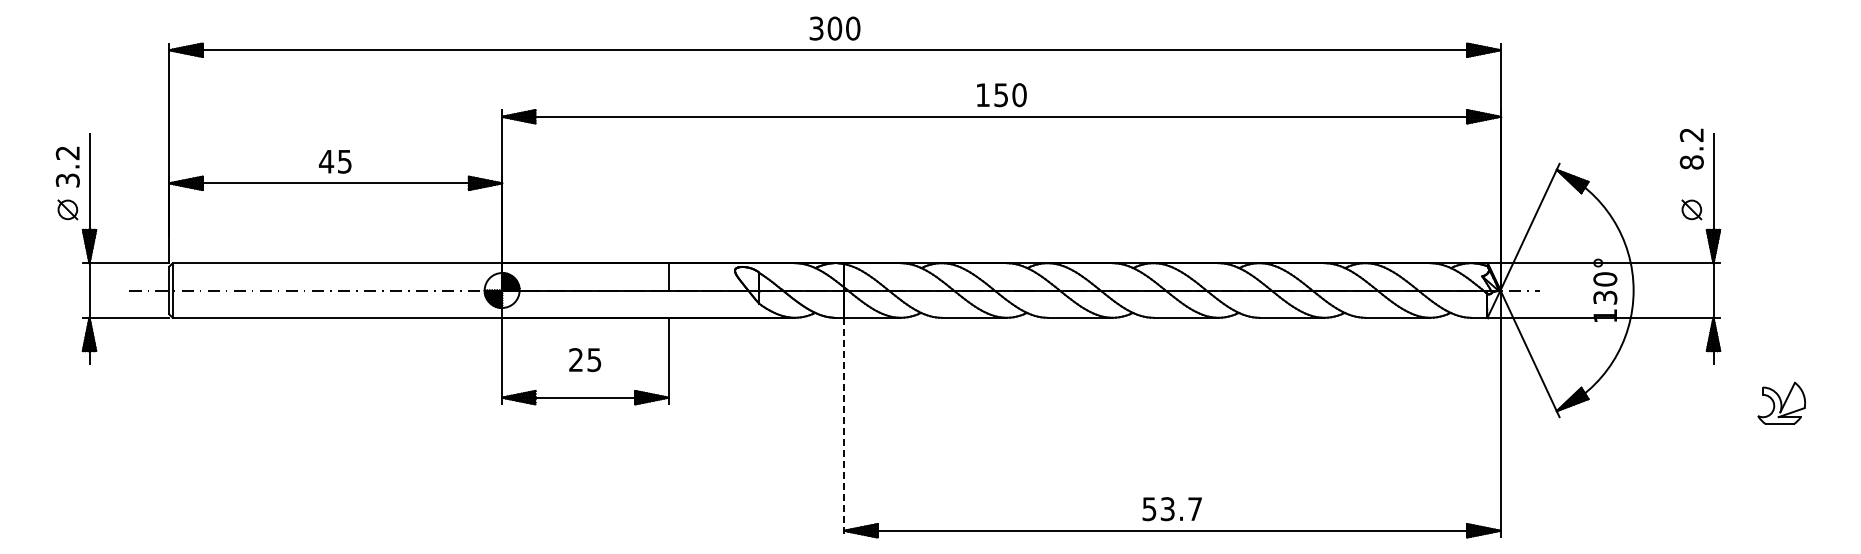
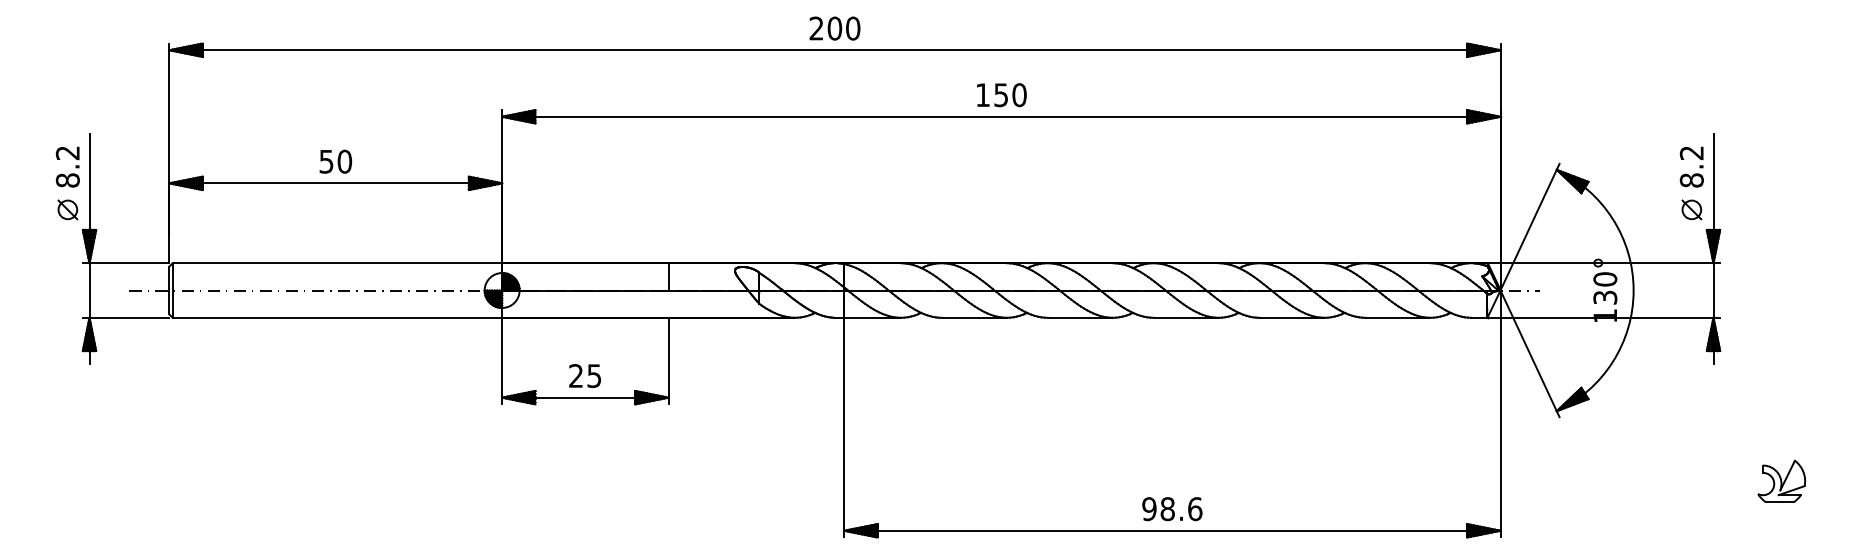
text: 300 -> 200 (816, 28)
text position: (1691, 148) -> (1691, 166) (1691, 166)
text: 45 -> 50 (335, 161)
text: 3.2 -> 8.2 (67, 180)
text position: (585, 359) -> (585, 375) (585, 375)
part position: (1781, 402) -> (1781, 480) (1781, 480)
line: dashed -> solid (844, 427)
text: 53.7 -> 98.6 (1172, 509)
